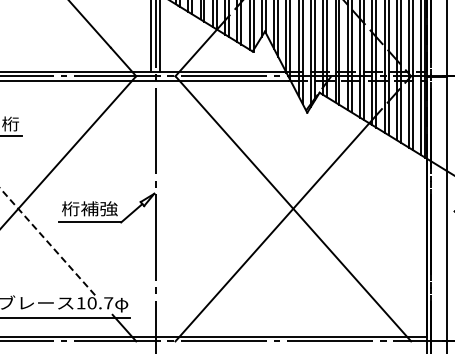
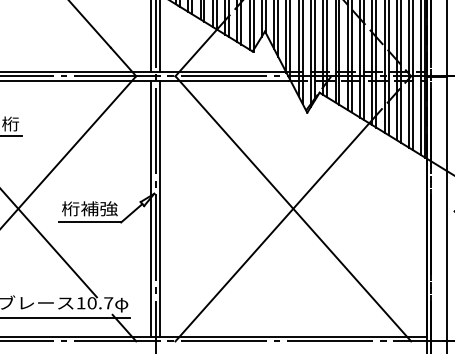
line: none -> present (151, 208)
line: none -> present (160, 208)
line: dashed -> solid (48, 242)
